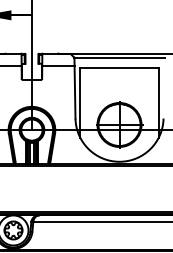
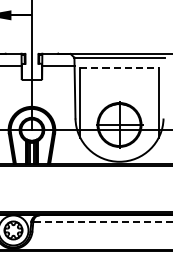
line: solid -> dashed (120, 67)
line: solid -> dashed (103, 221)
